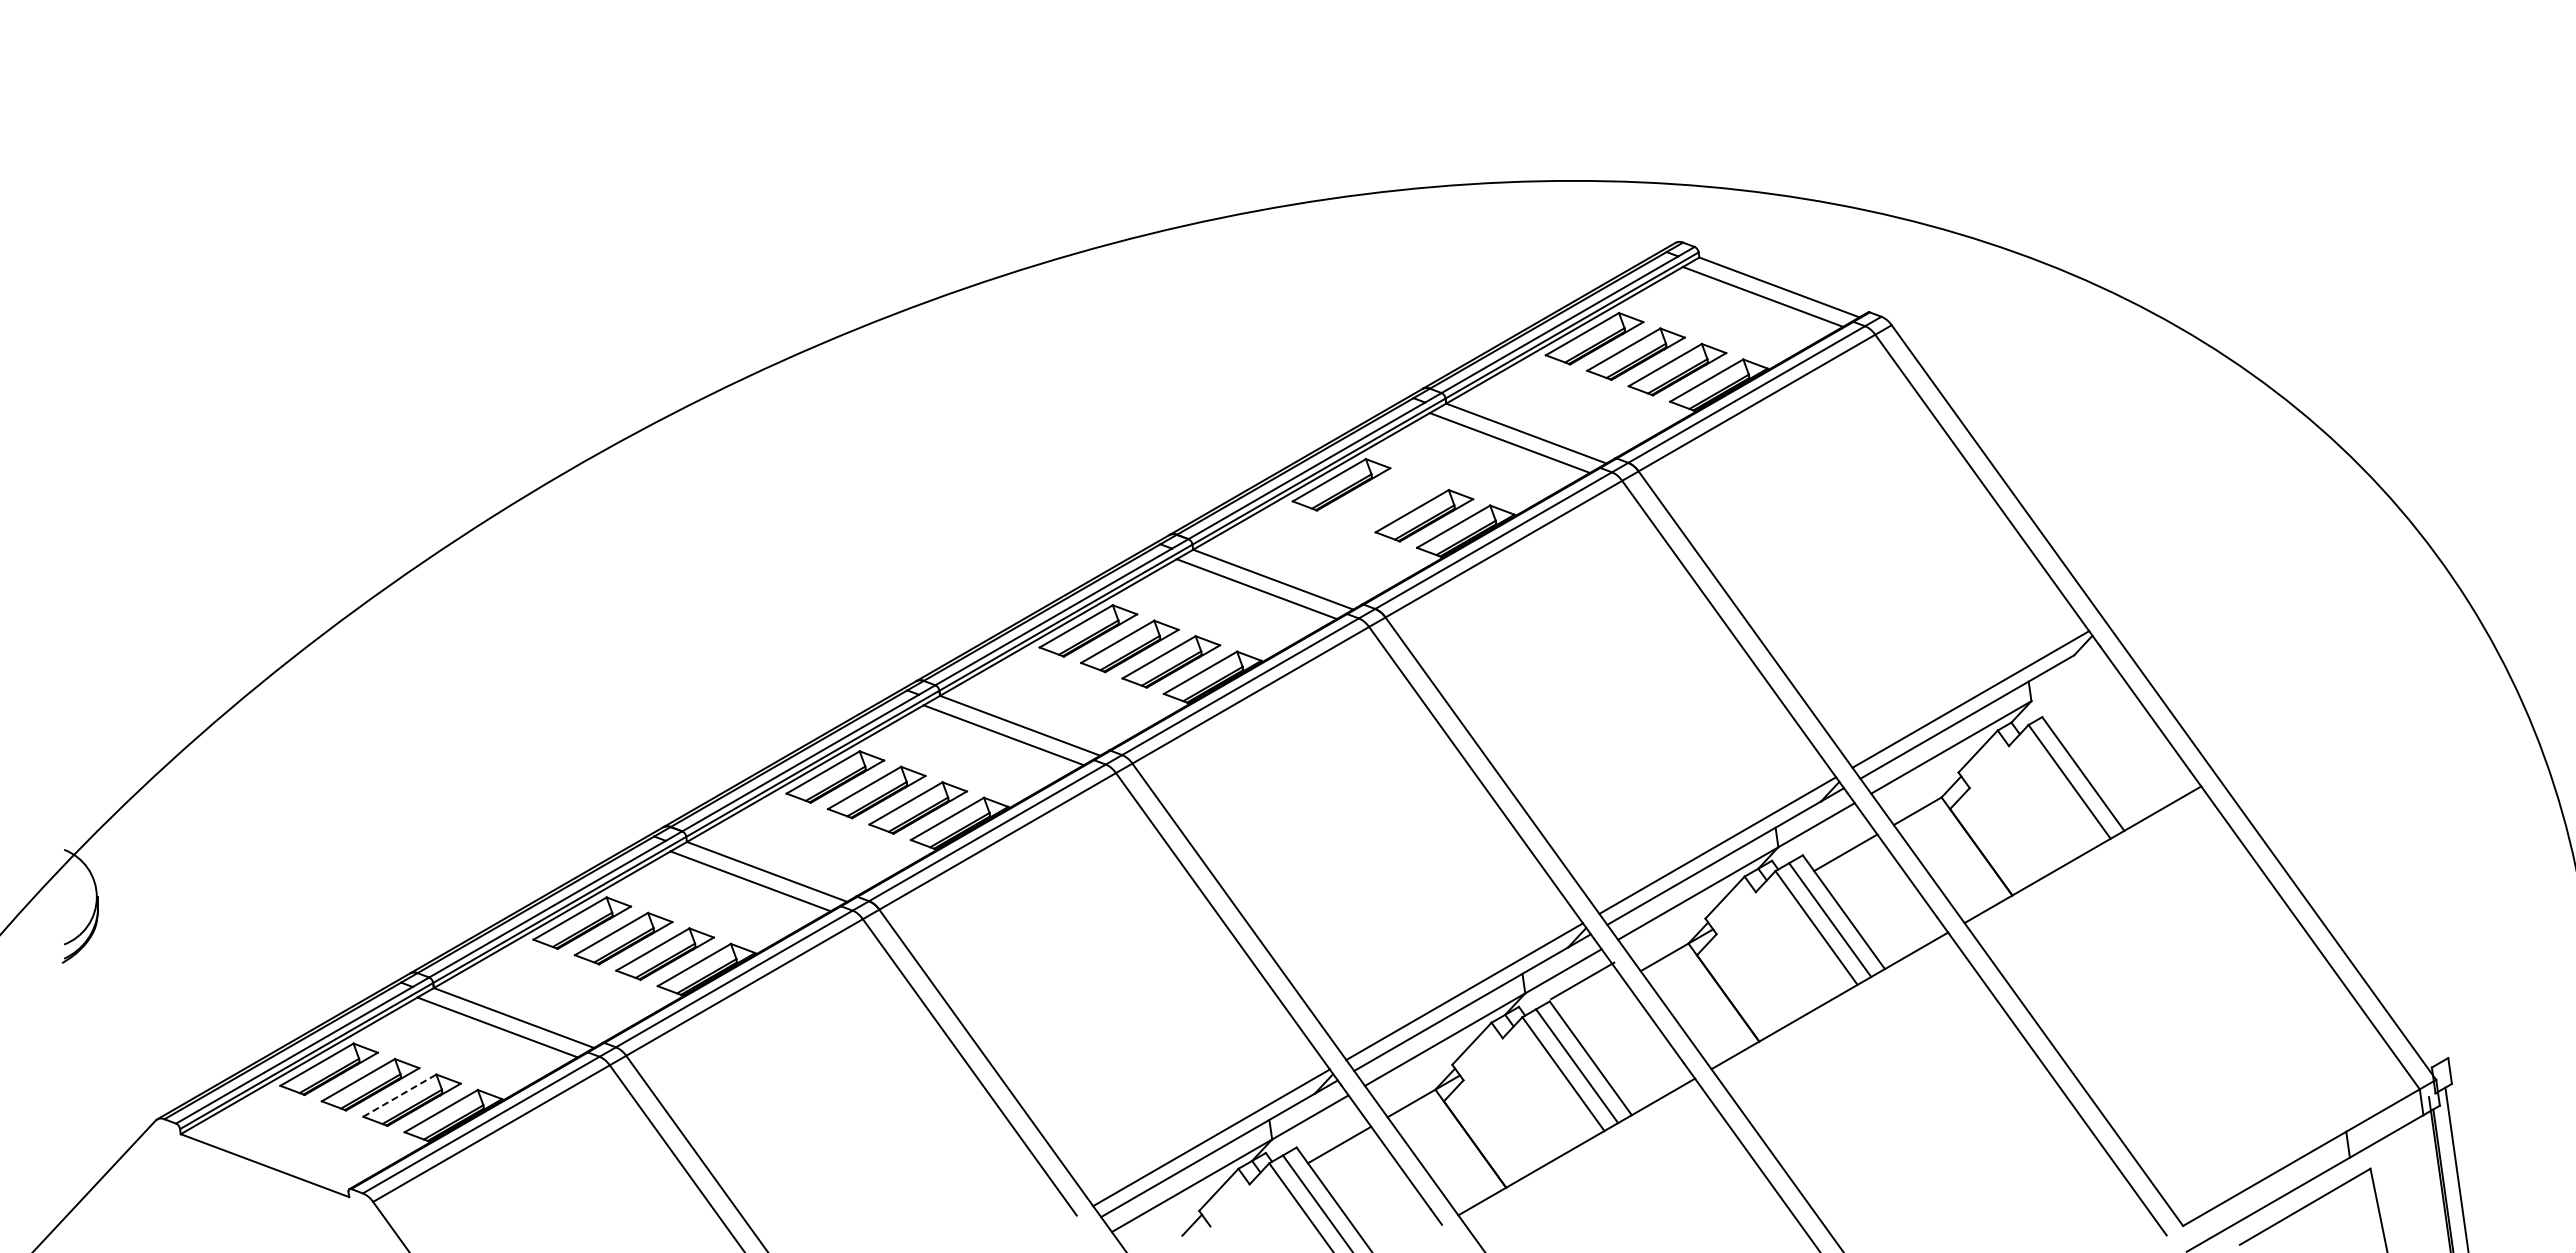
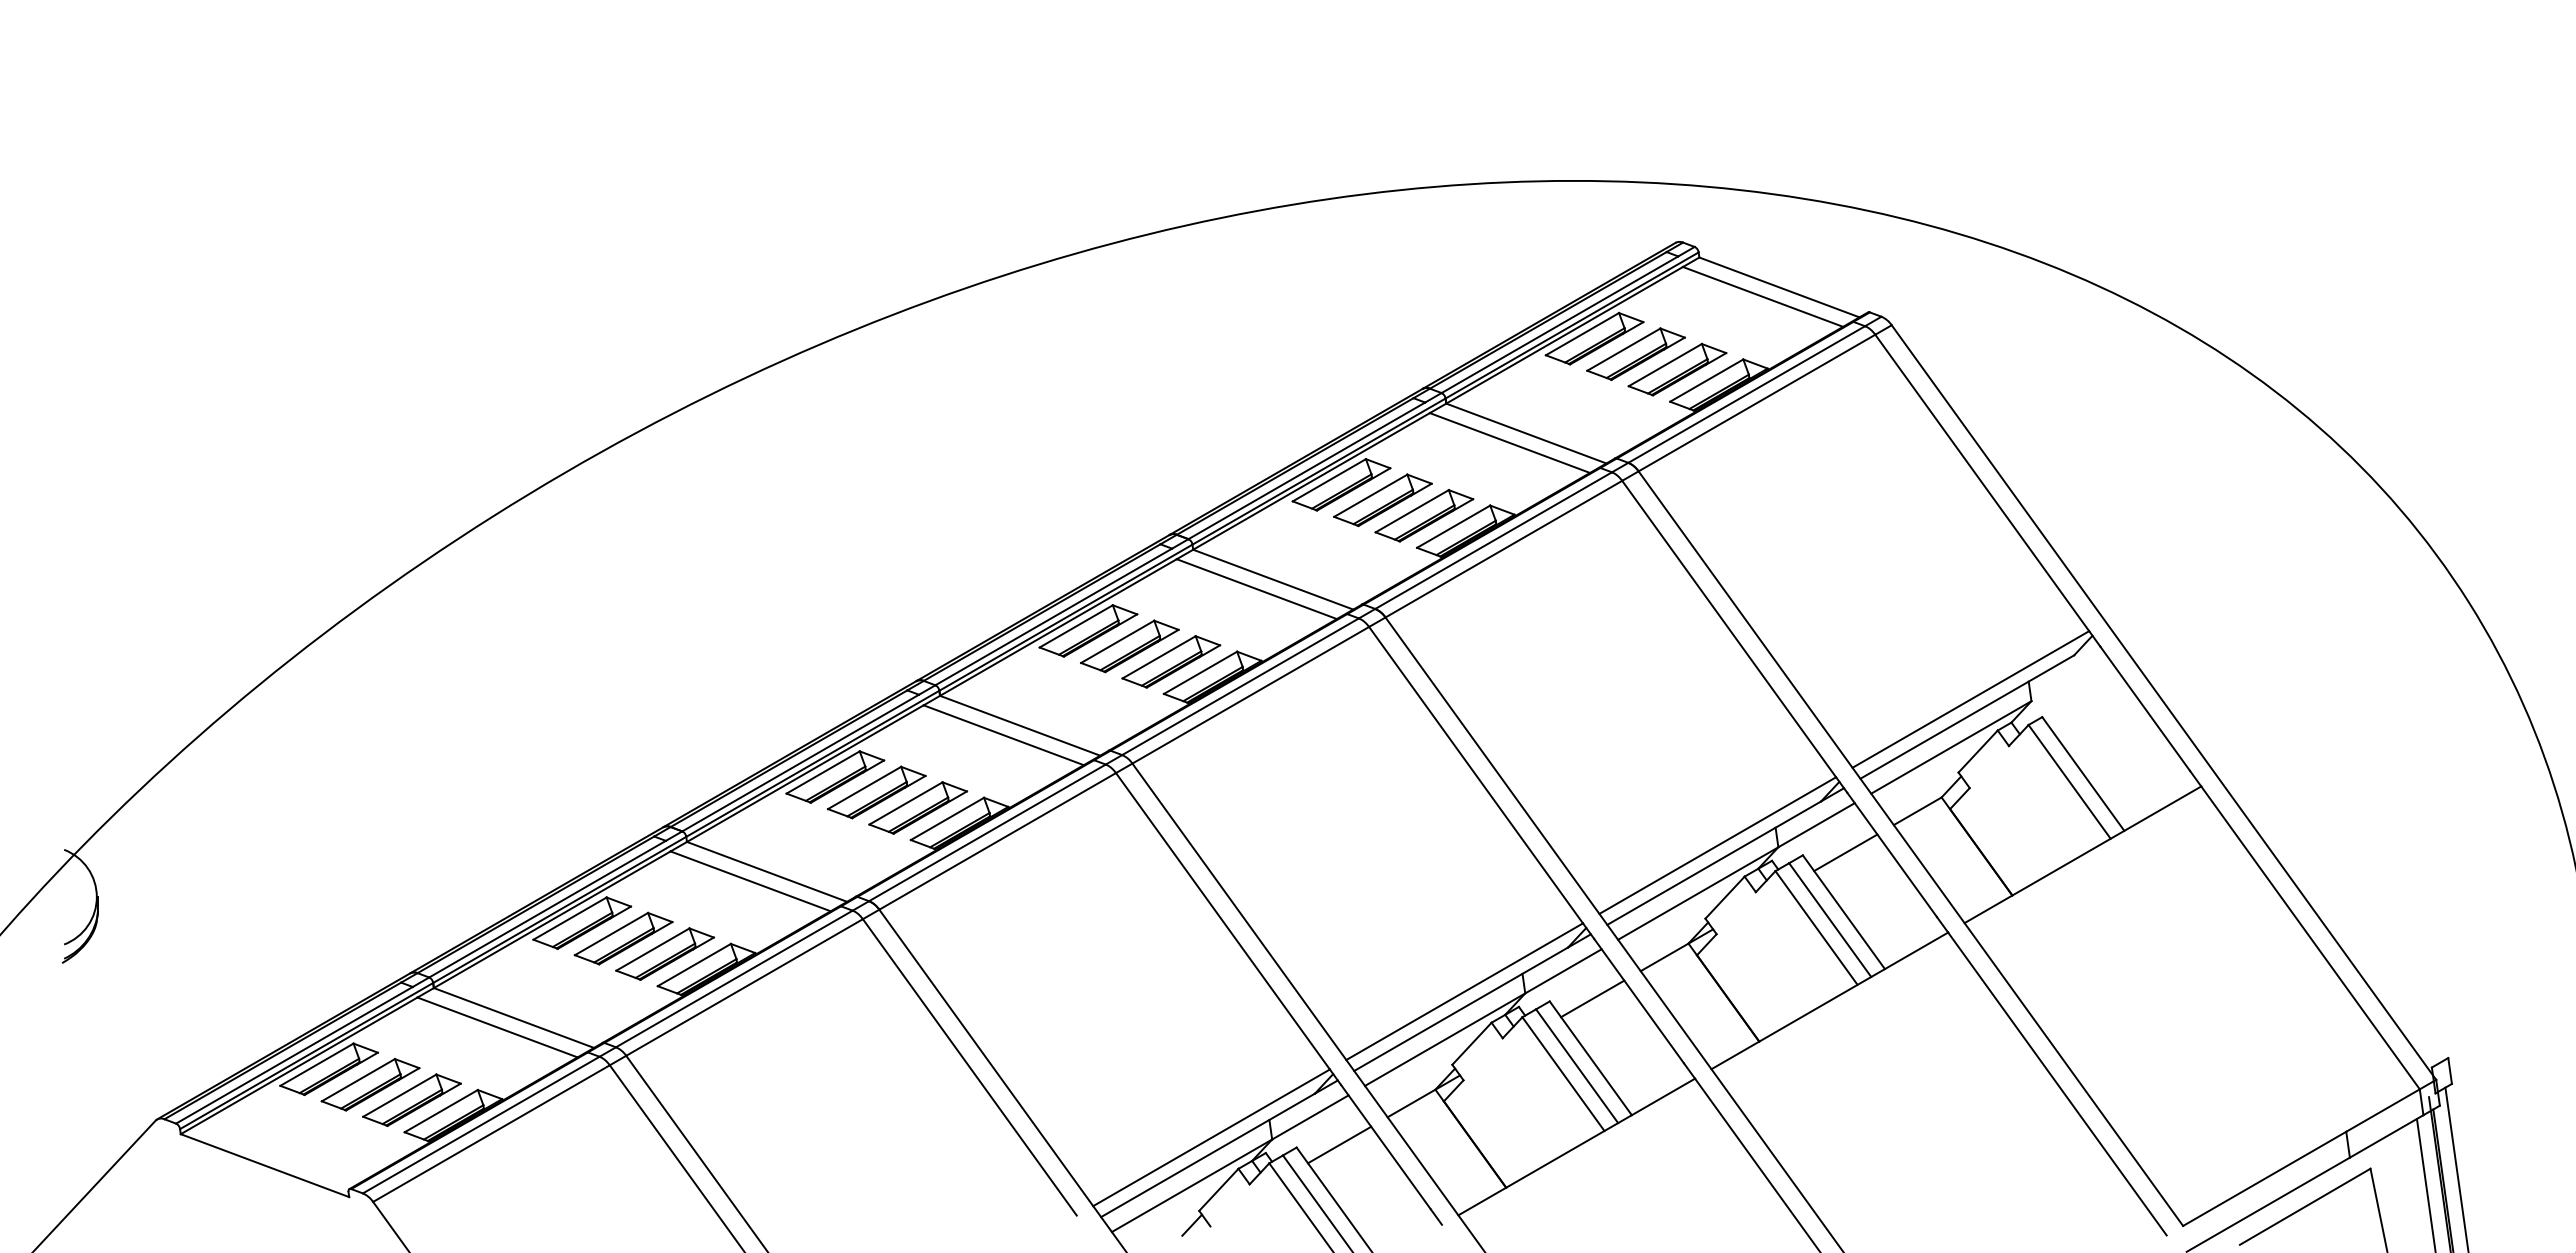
part: none -> present (1382, 500)
line position: (1582, 980) -> (1592, 998) (1592, 998)
line: dashed -> solid (400, 1095)
line: none -> present (2425, 1183)
